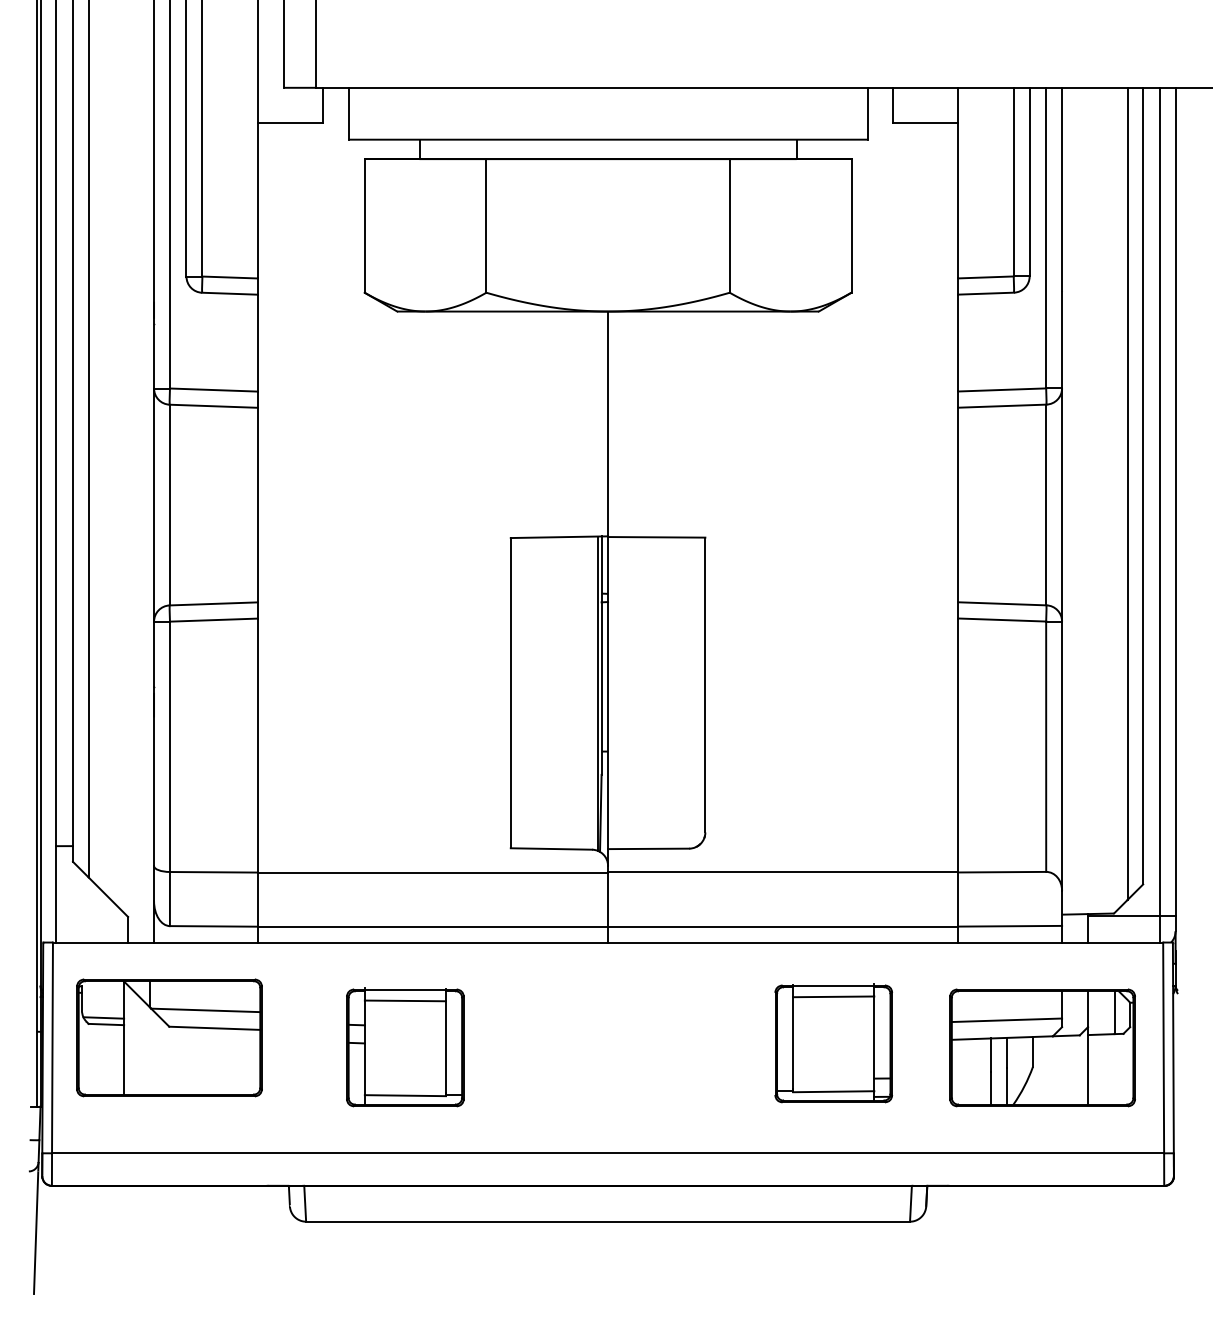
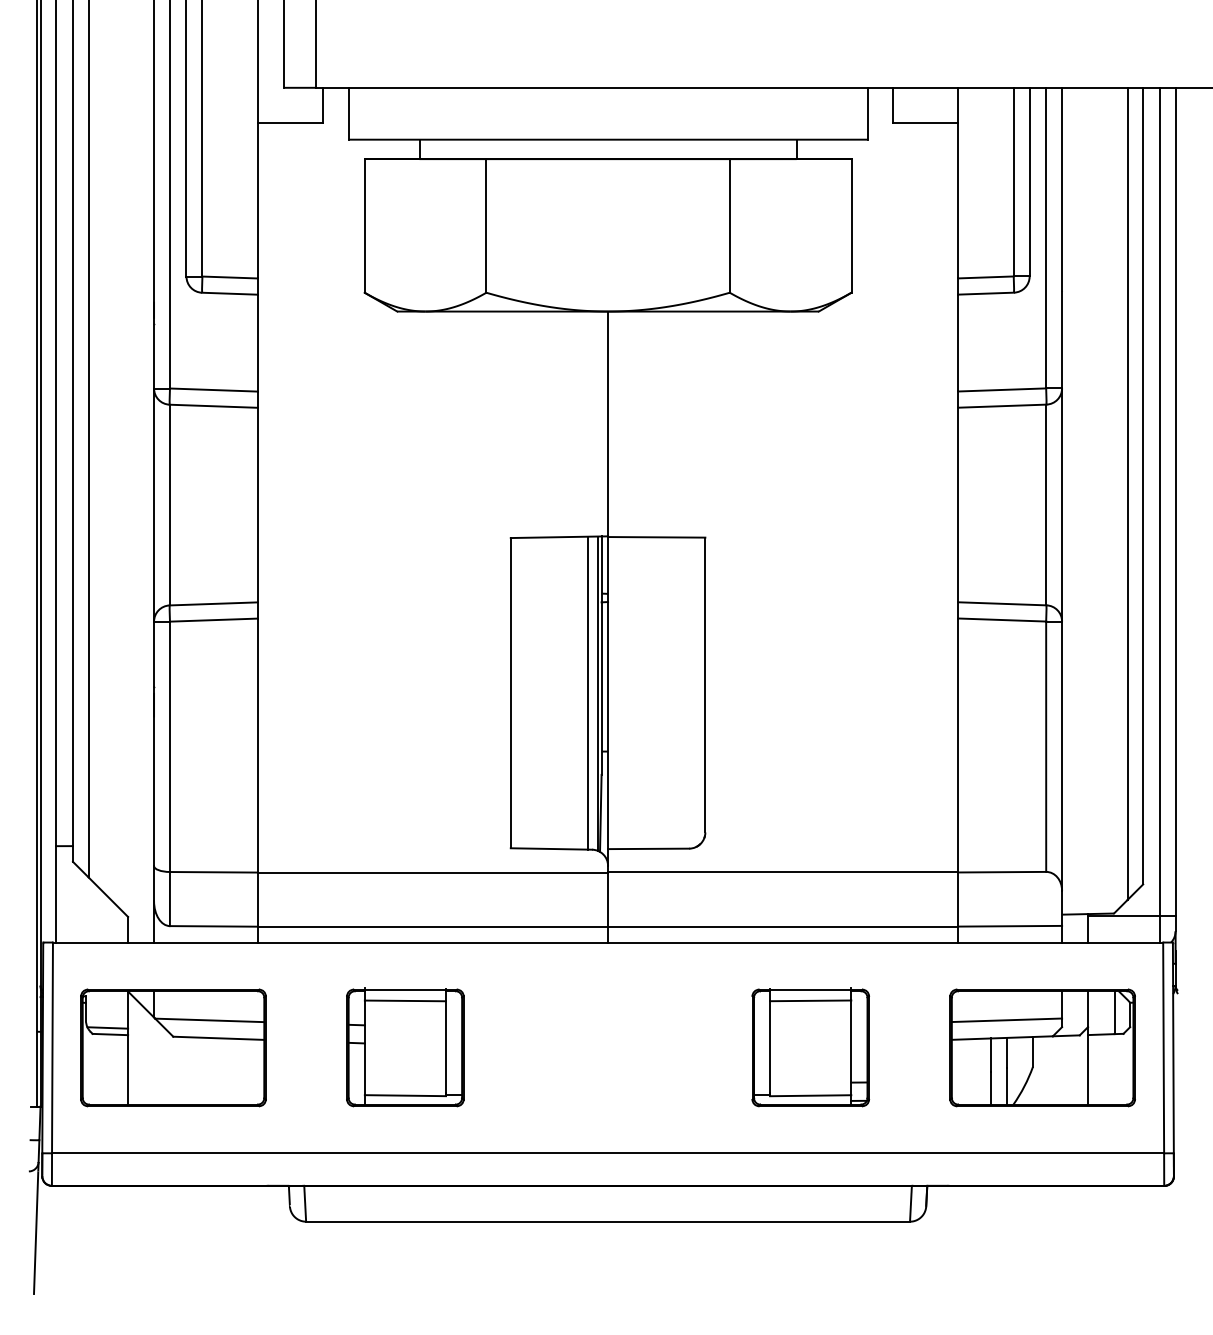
line: none -> present (588, 692)
part position: (169, 1037) -> (173, 1047) (173, 1047)
part position: (833, 1043) -> (810, 1047) (810, 1047)
